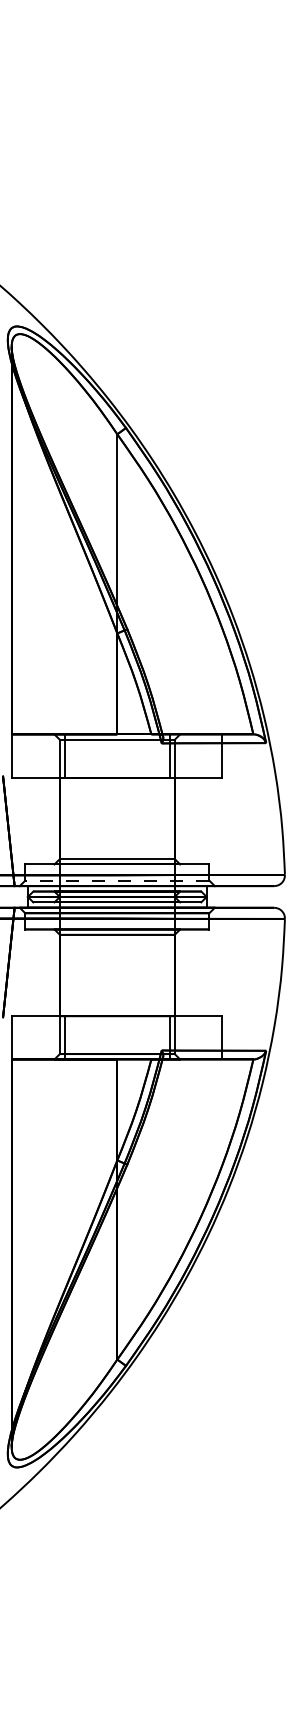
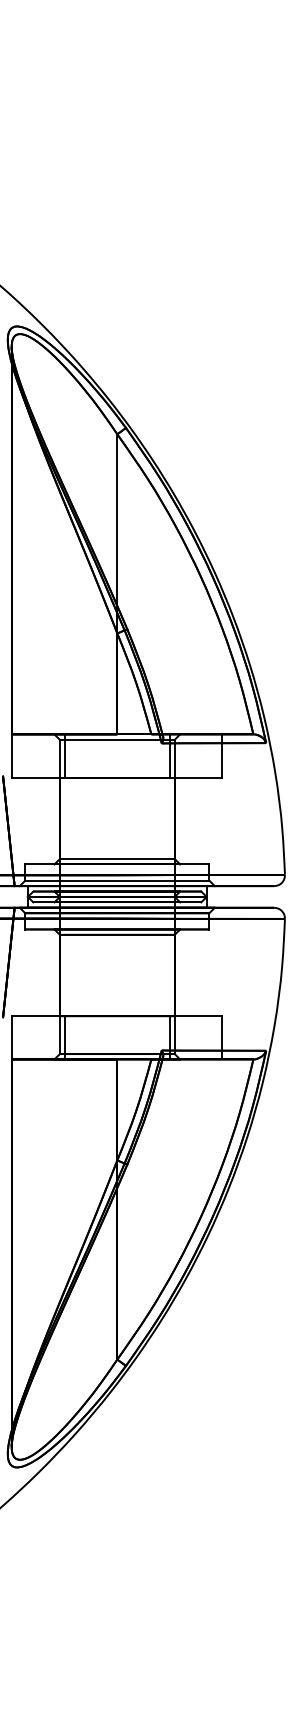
line: dashed -> solid (116, 880)
